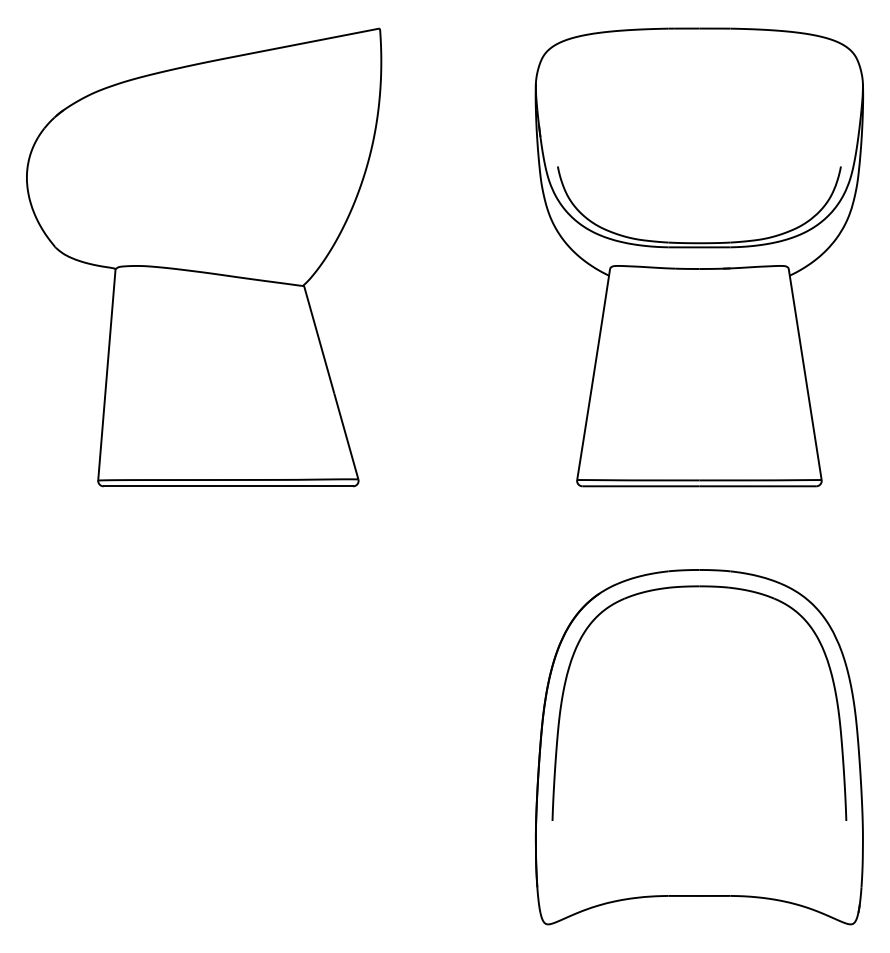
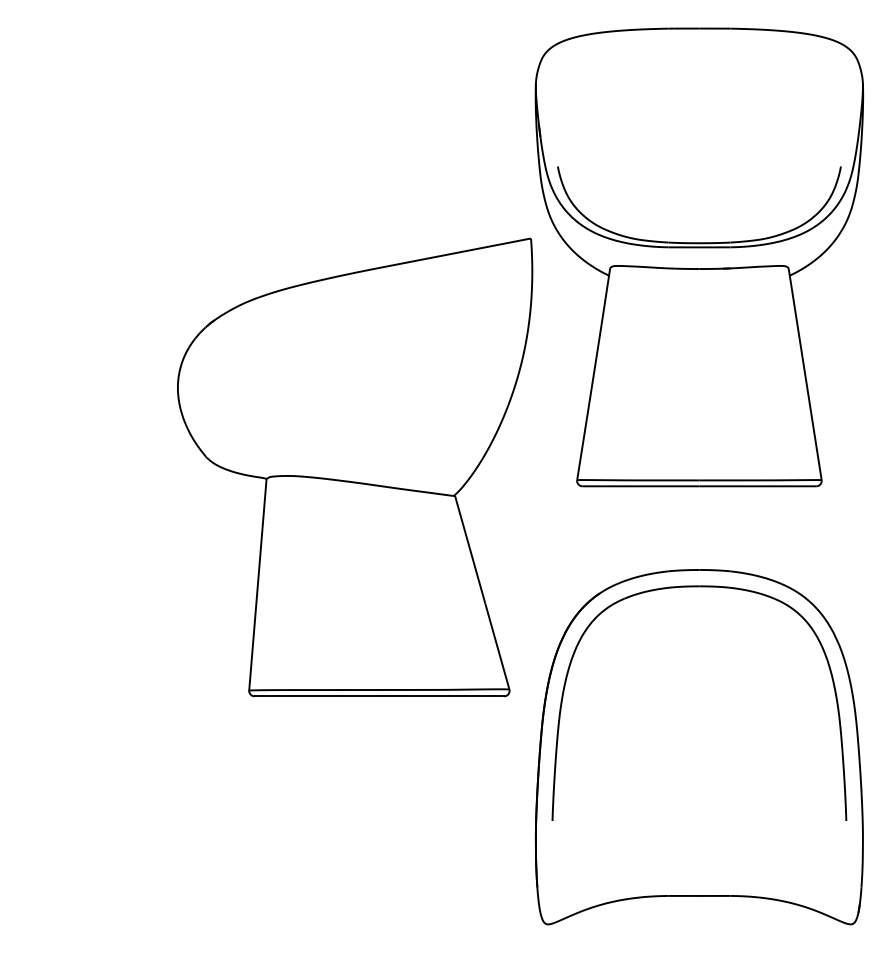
part position: (204, 257) -> (355, 467) (355, 467)
